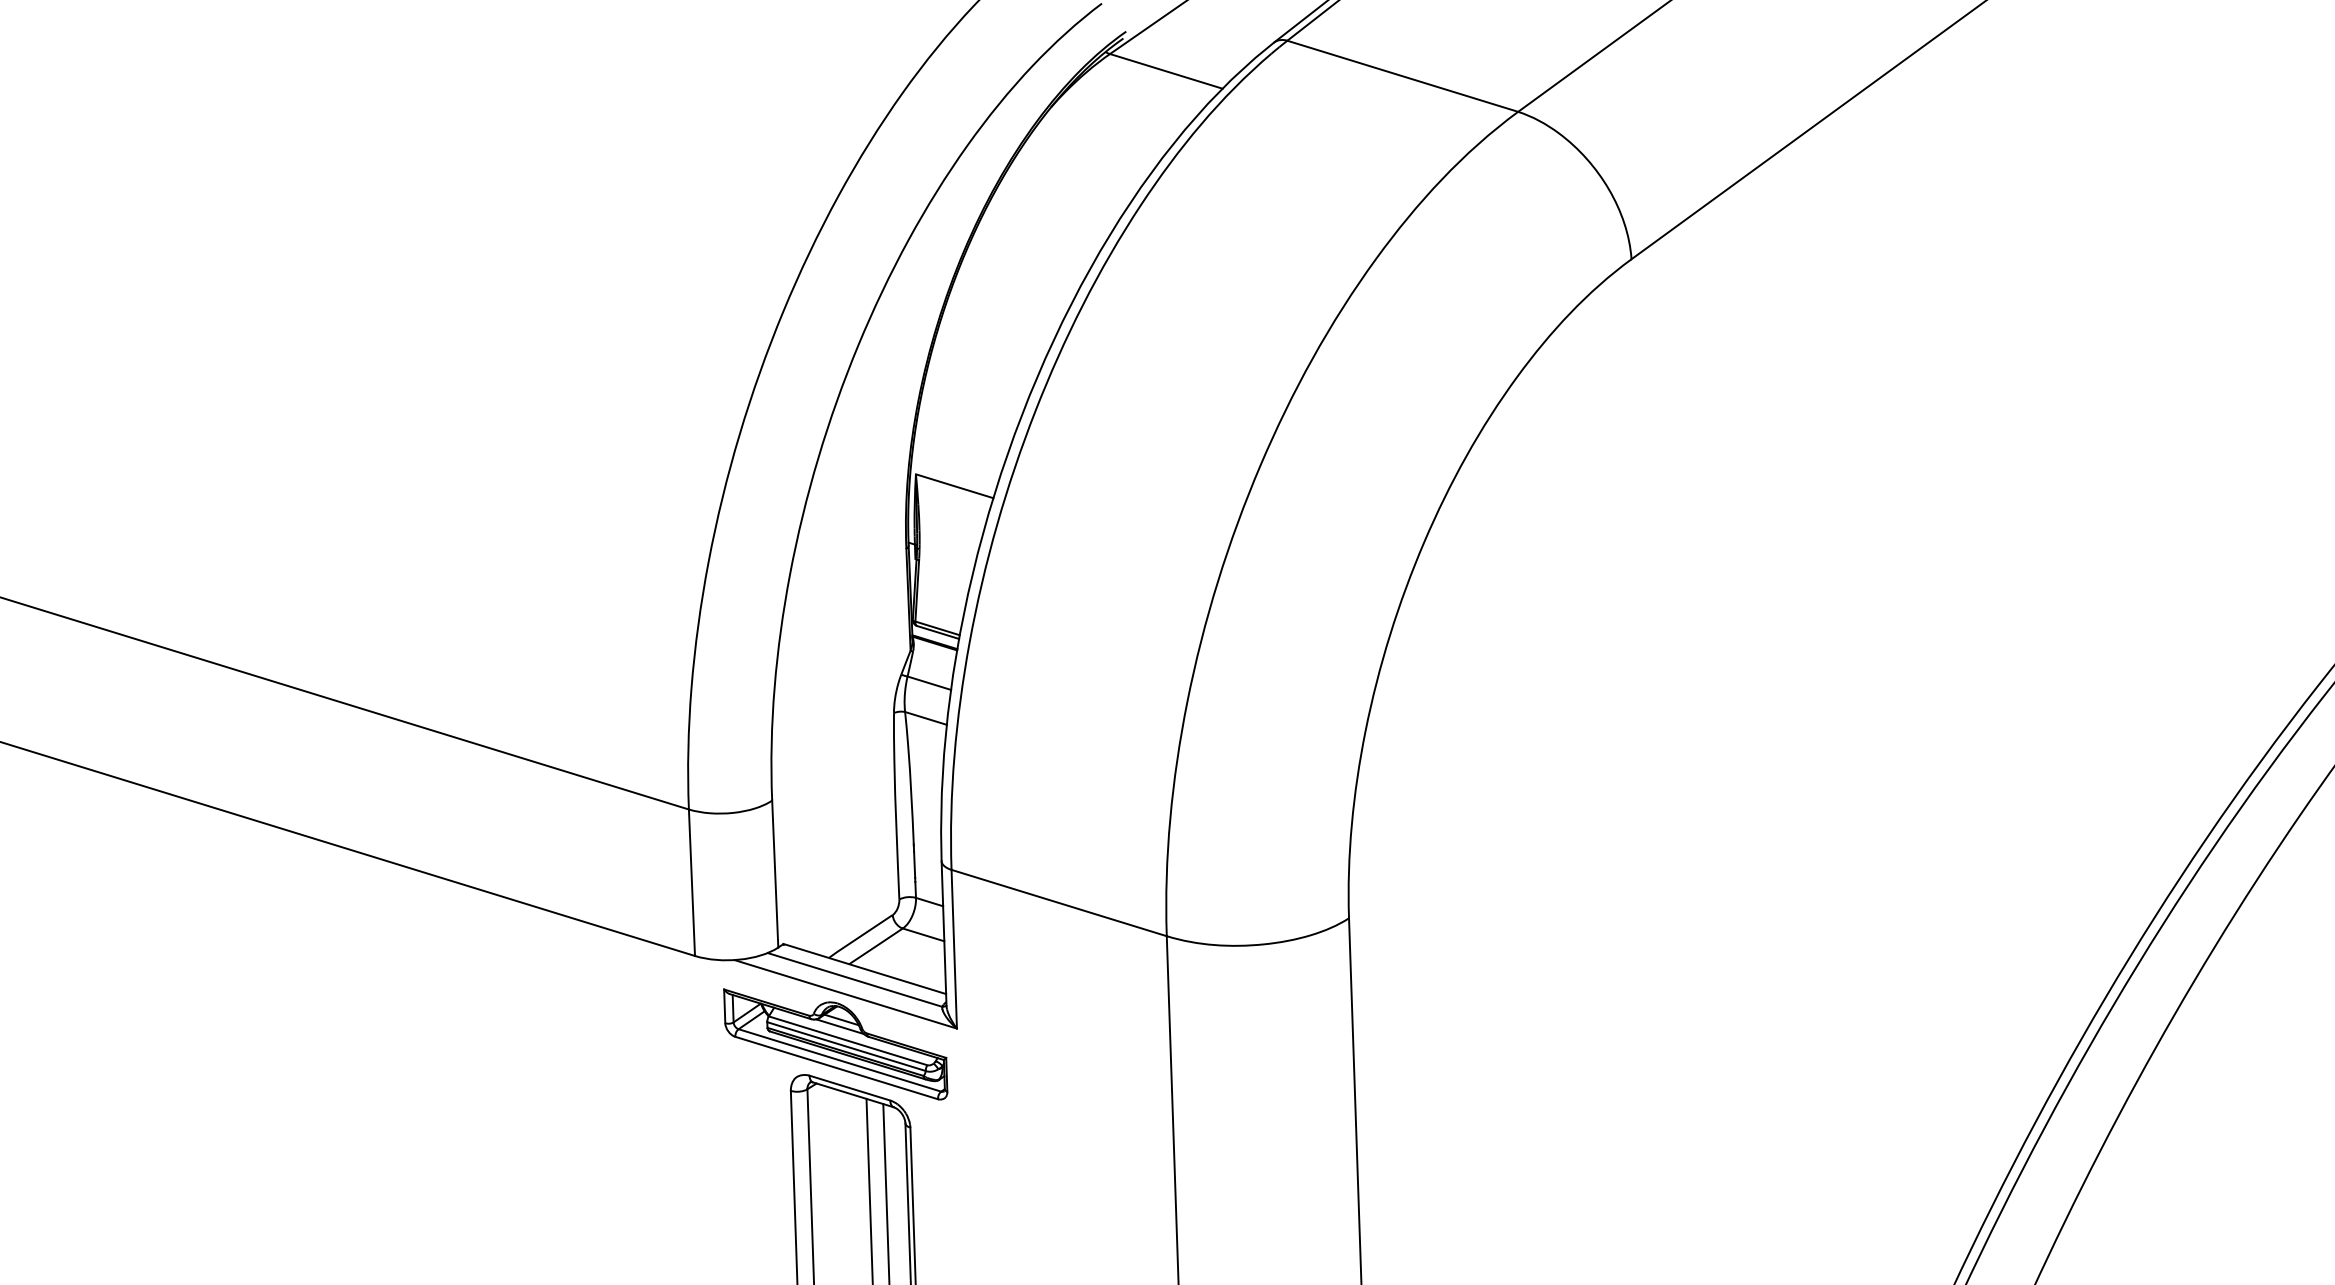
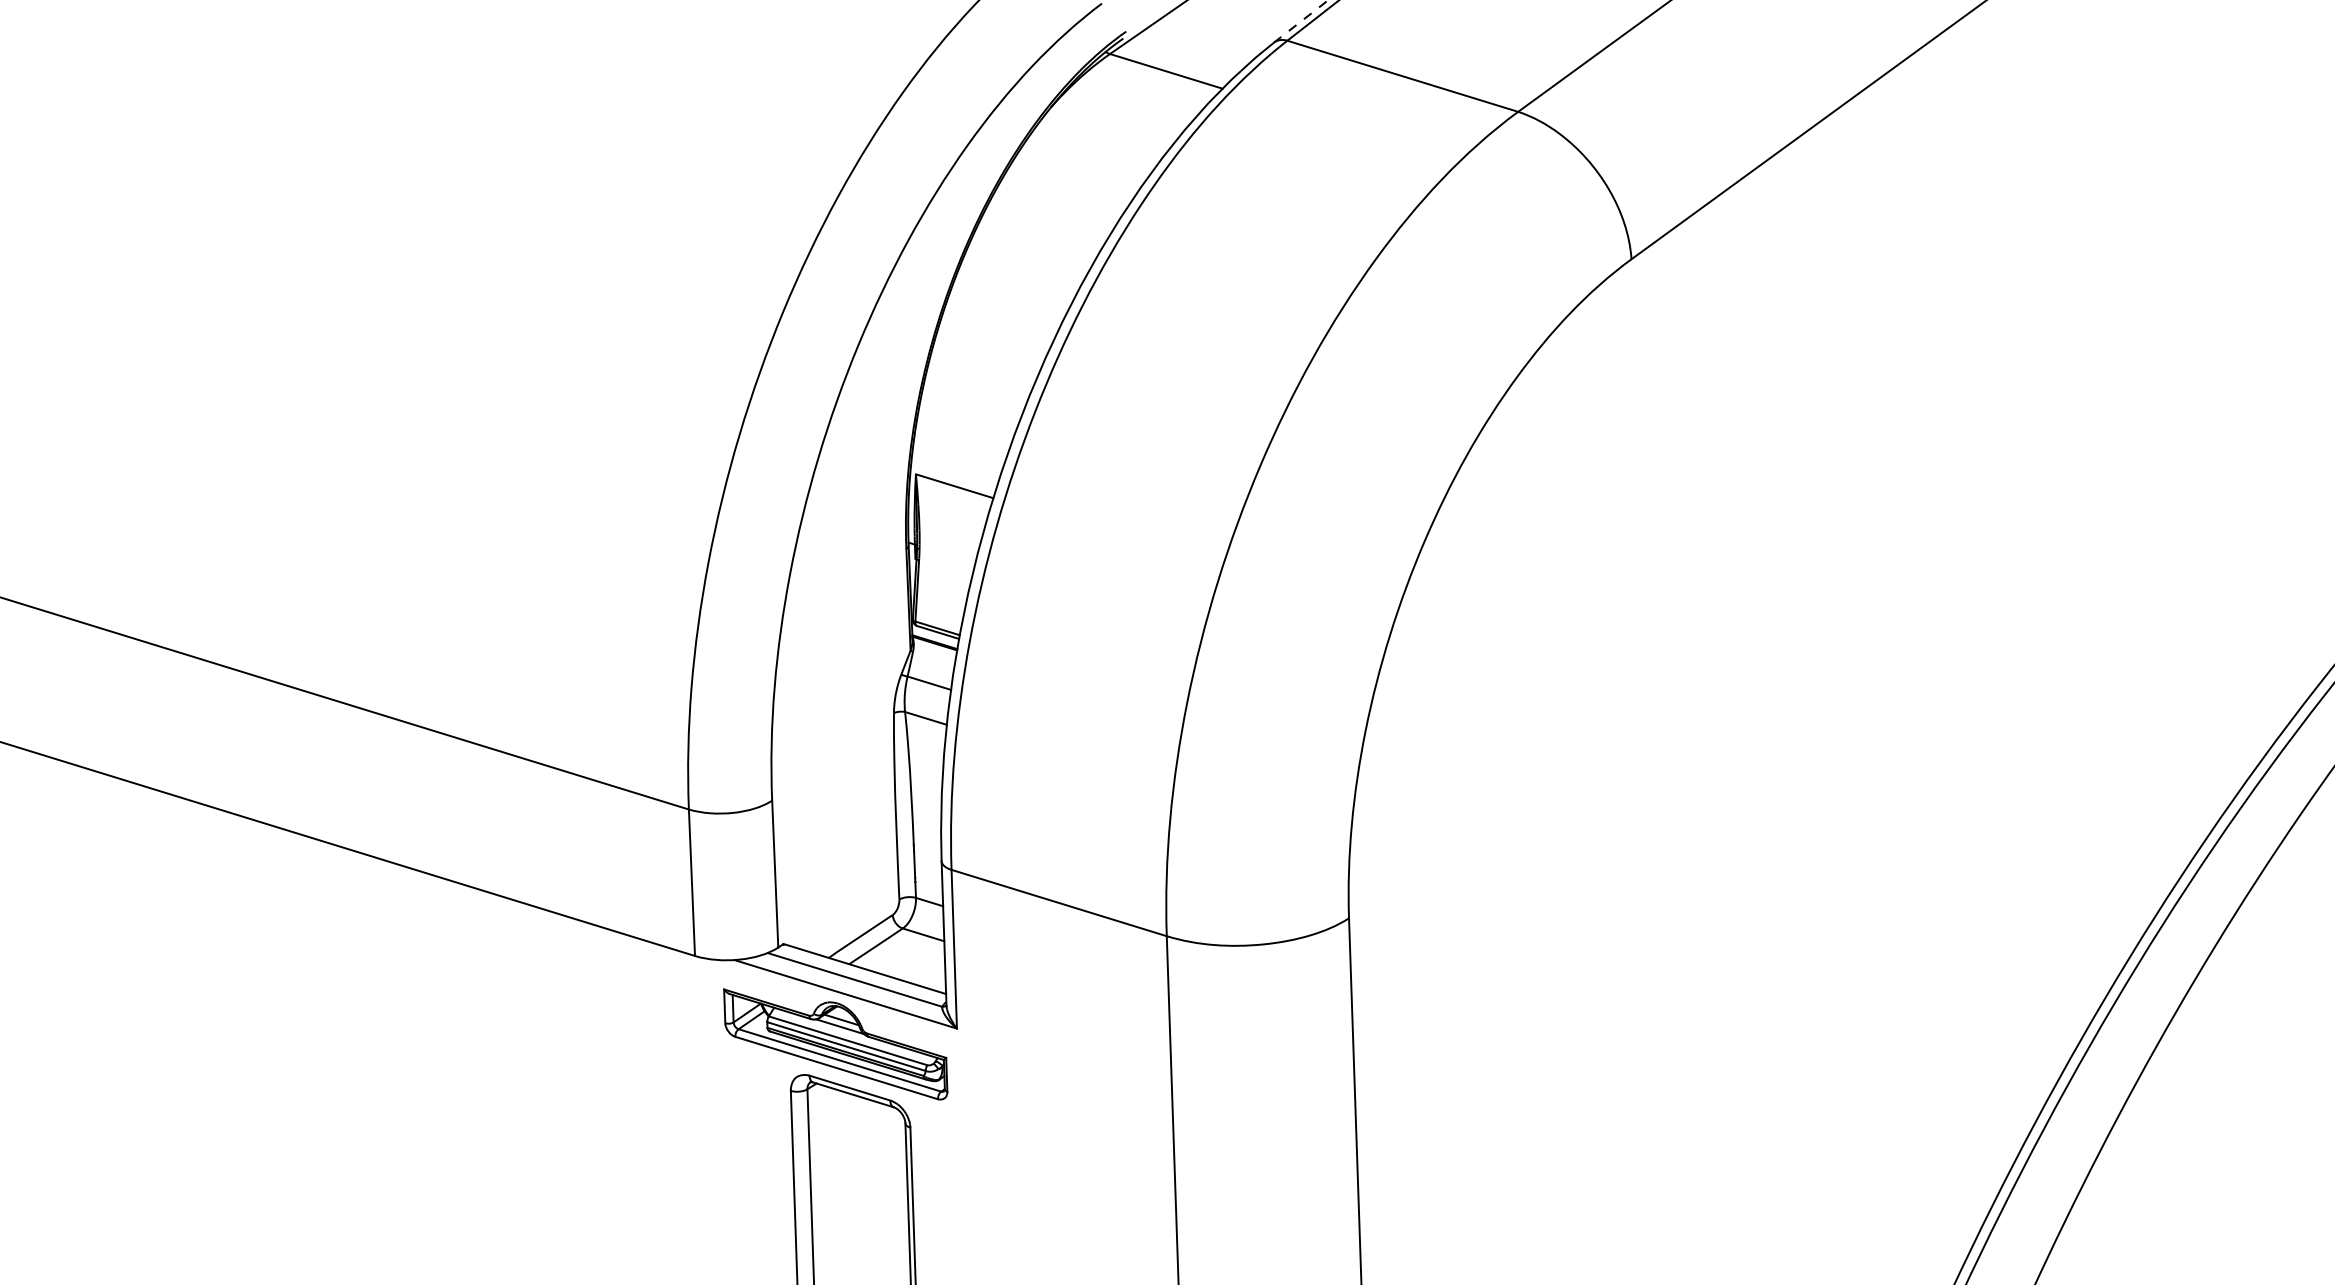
line: solid -> dashed (1300, 21)
line: present -> none (869, 1189)
line: present -> none (886, 1192)
